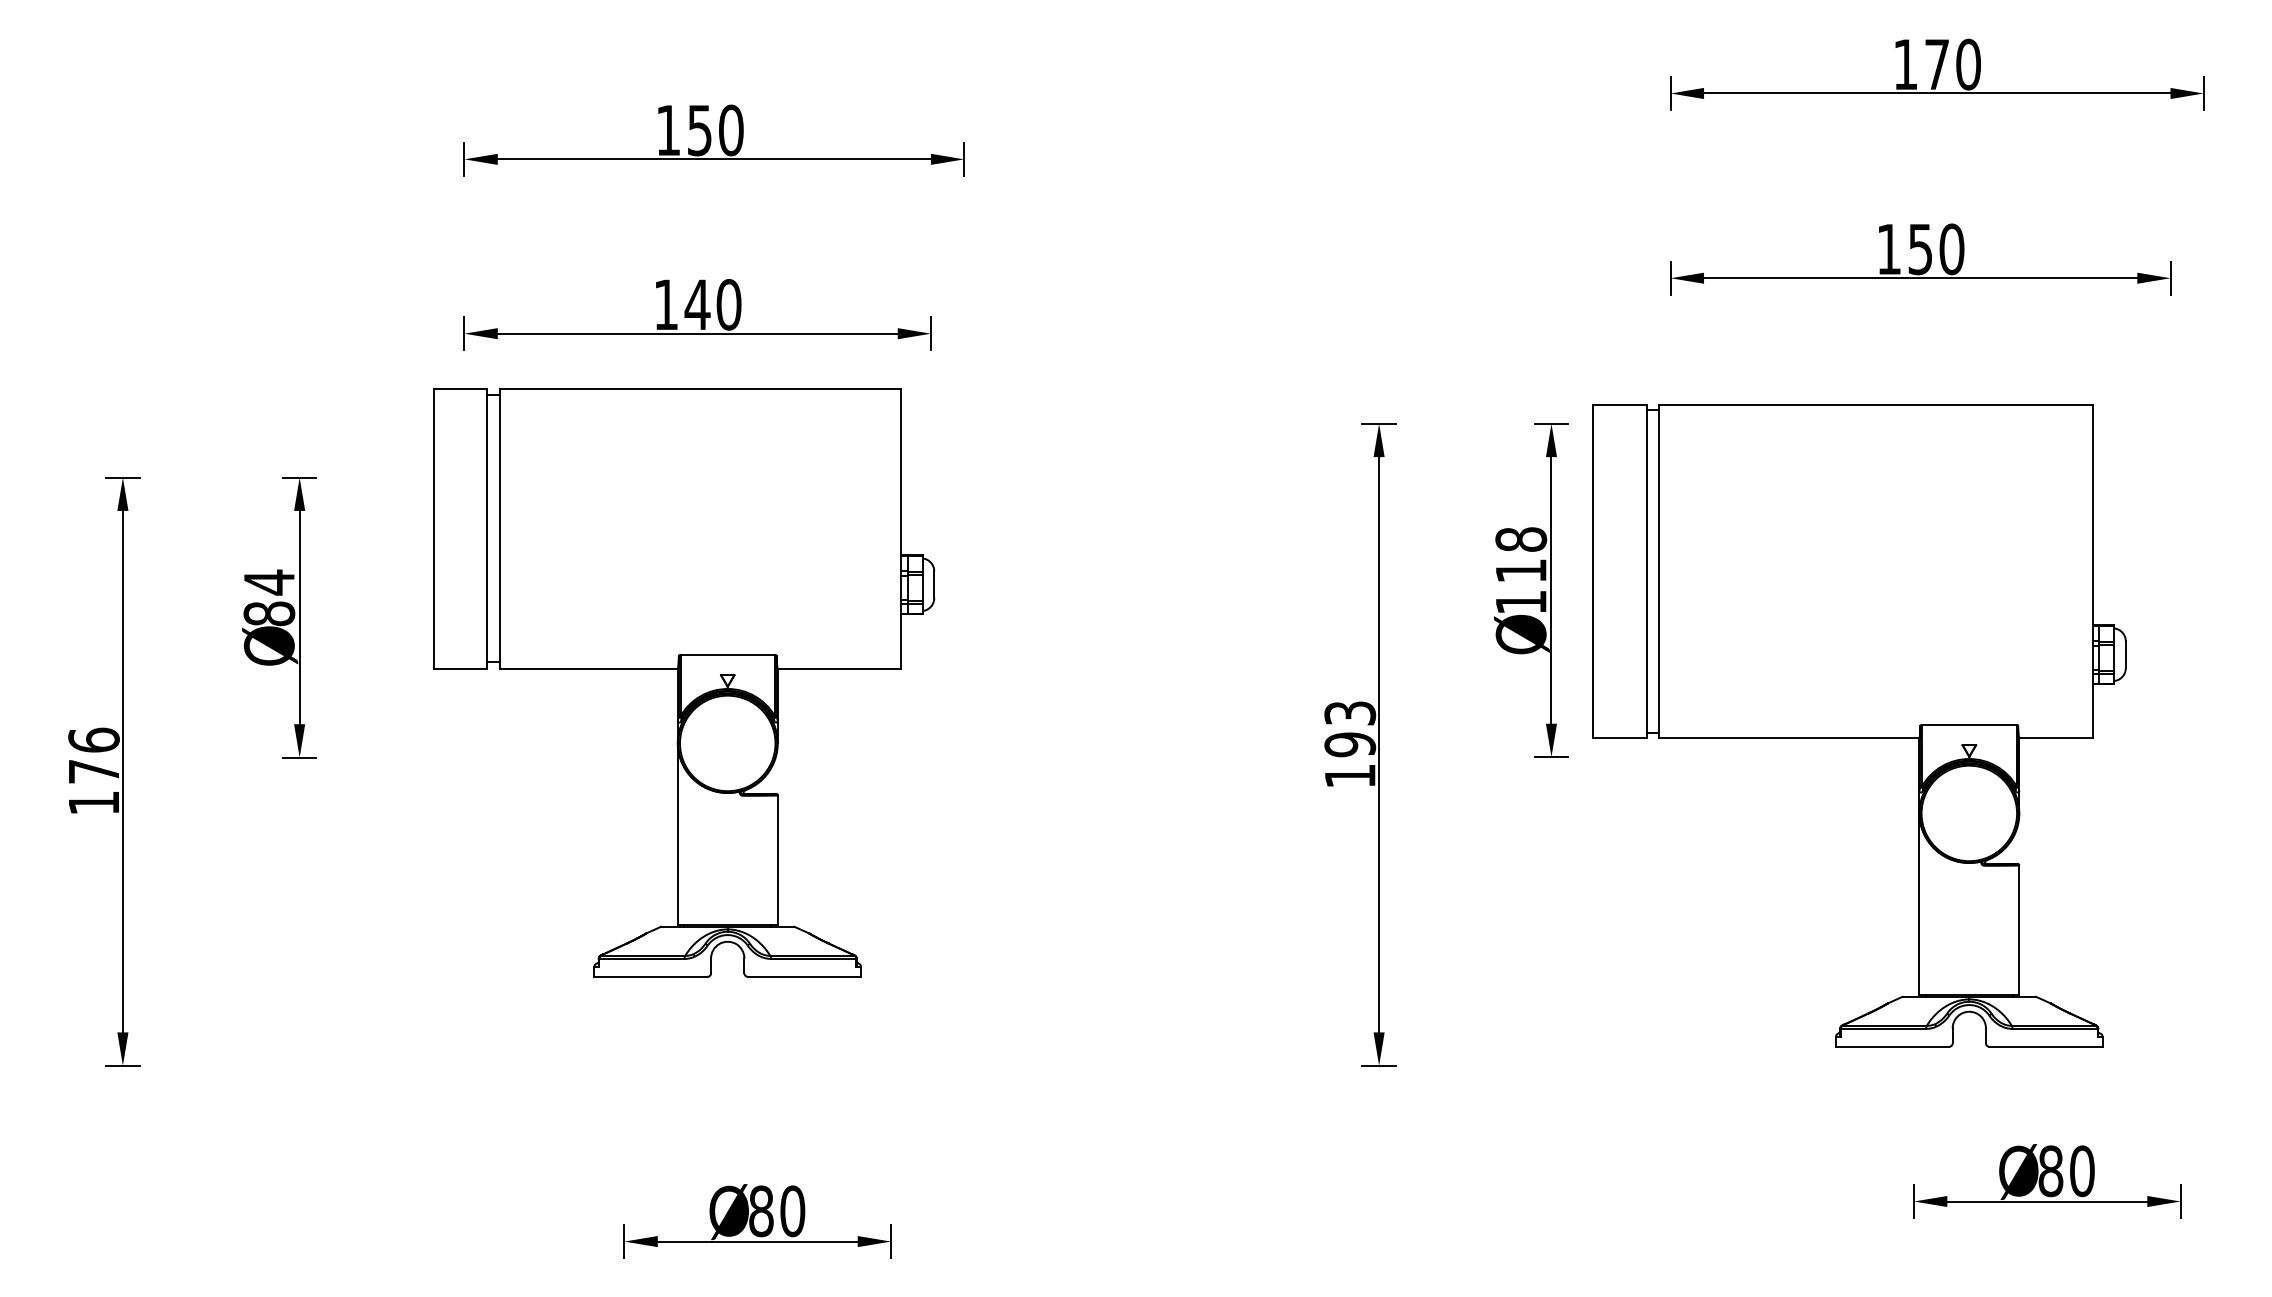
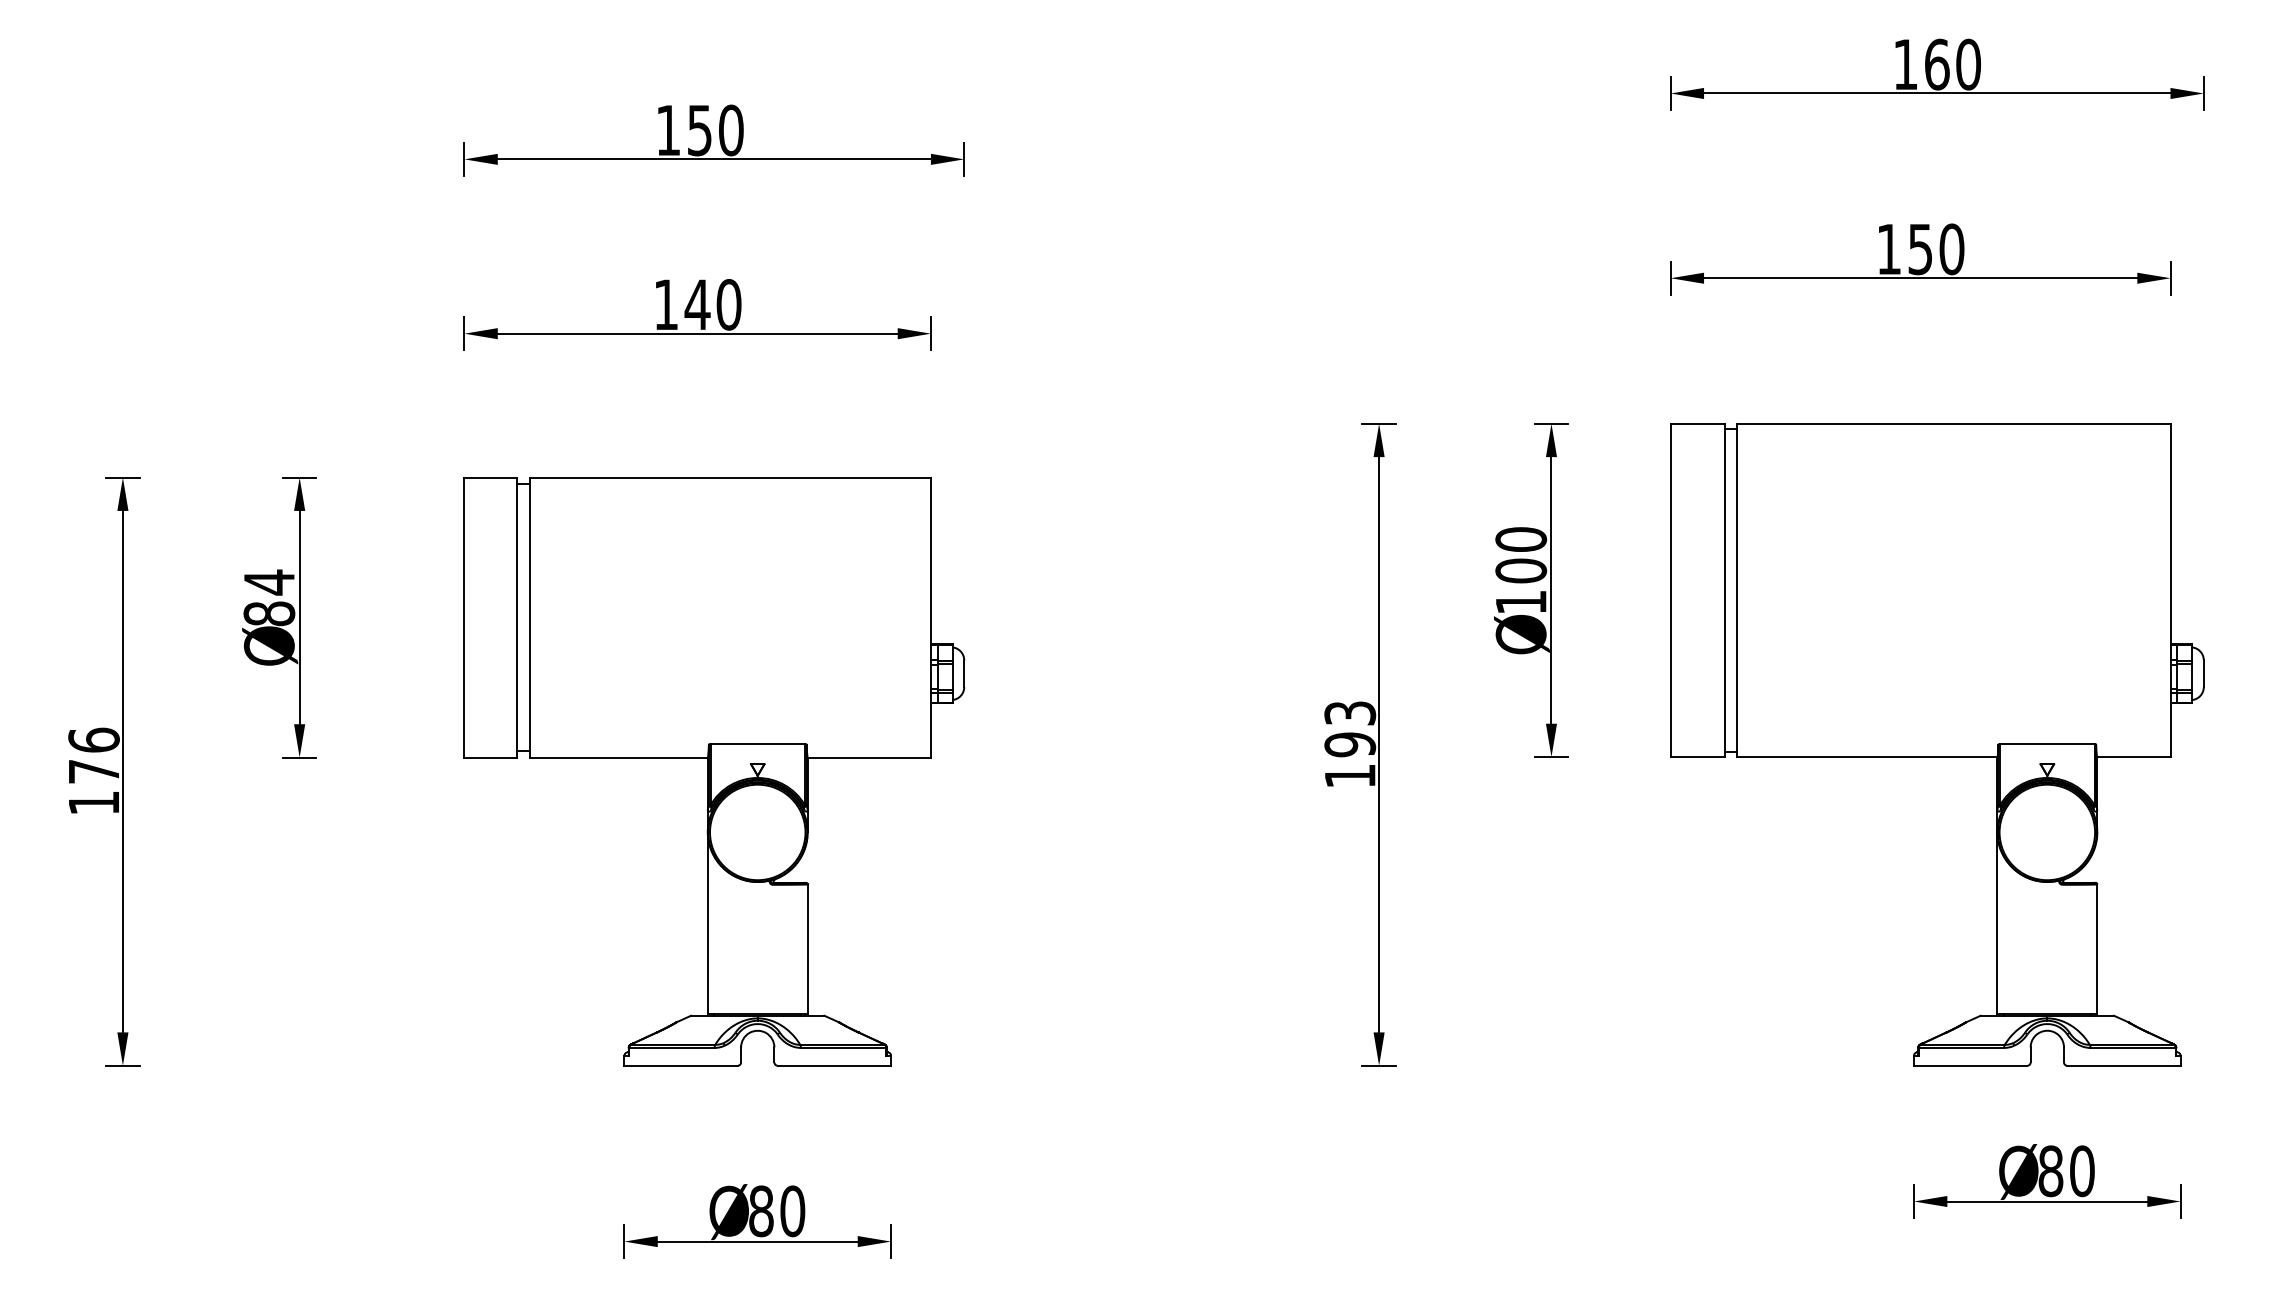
text: 170 -> 160 (1937, 64)
text: 118 -> 100 (1521, 555)
part position: (684, 682) -> (714, 771) (714, 771)
part position: (1859, 725) -> (1937, 744) (1937, 744)
